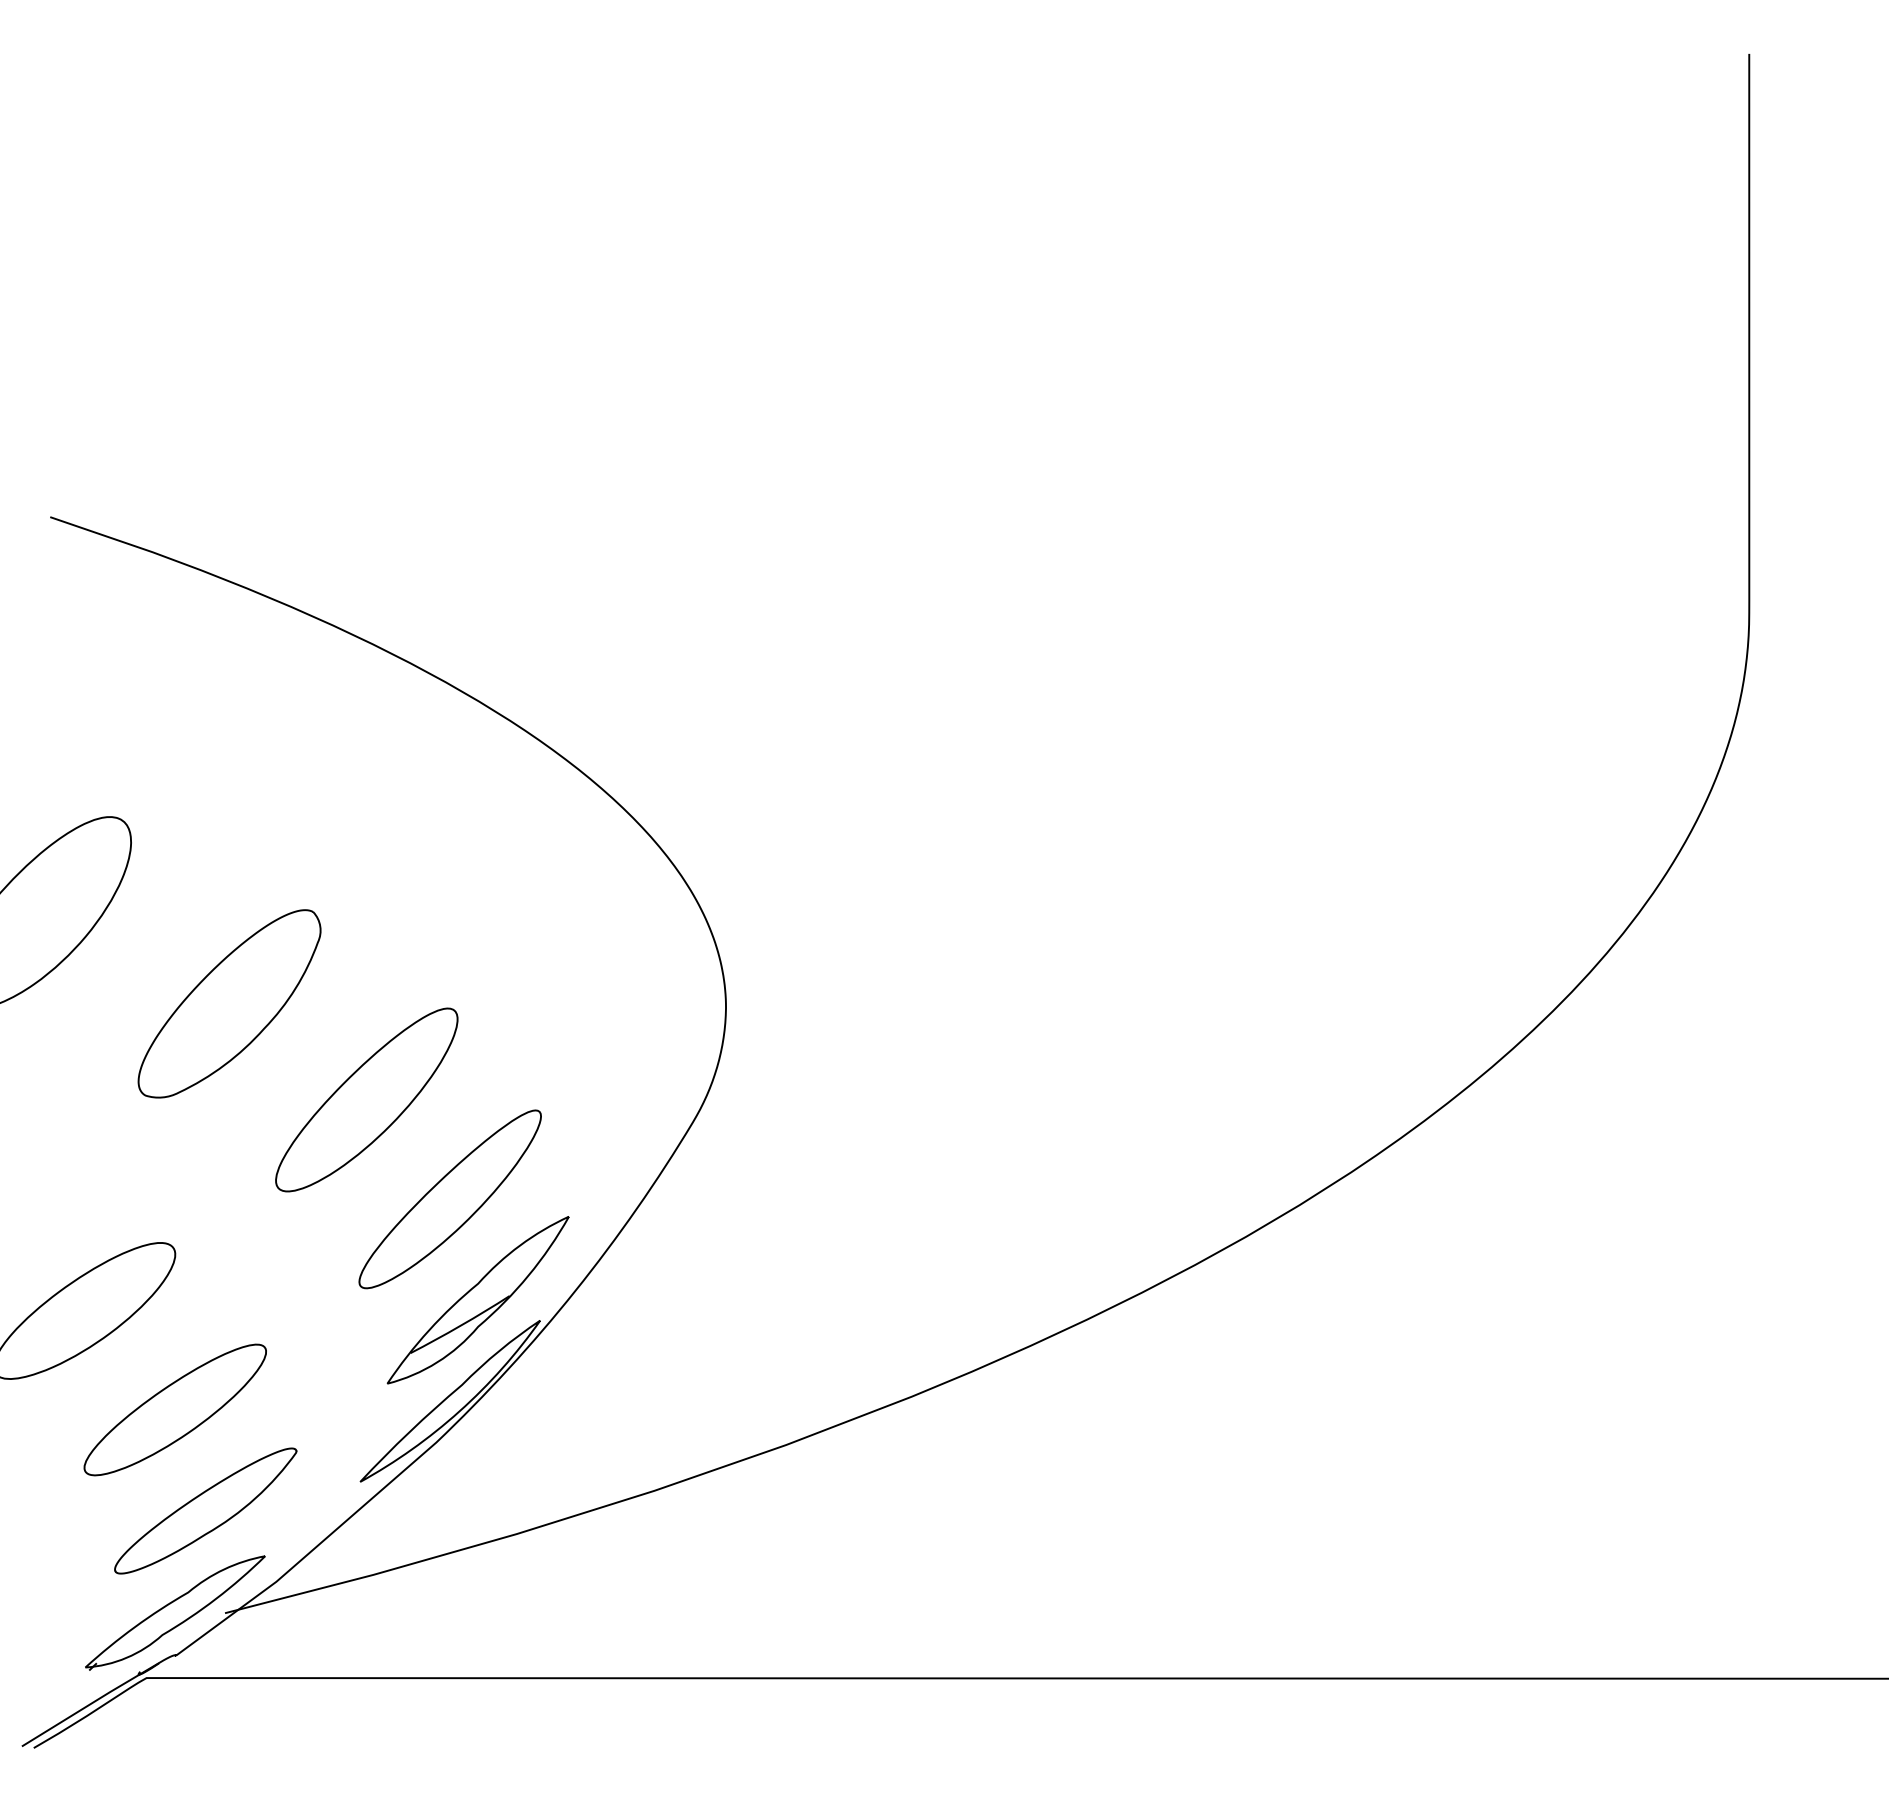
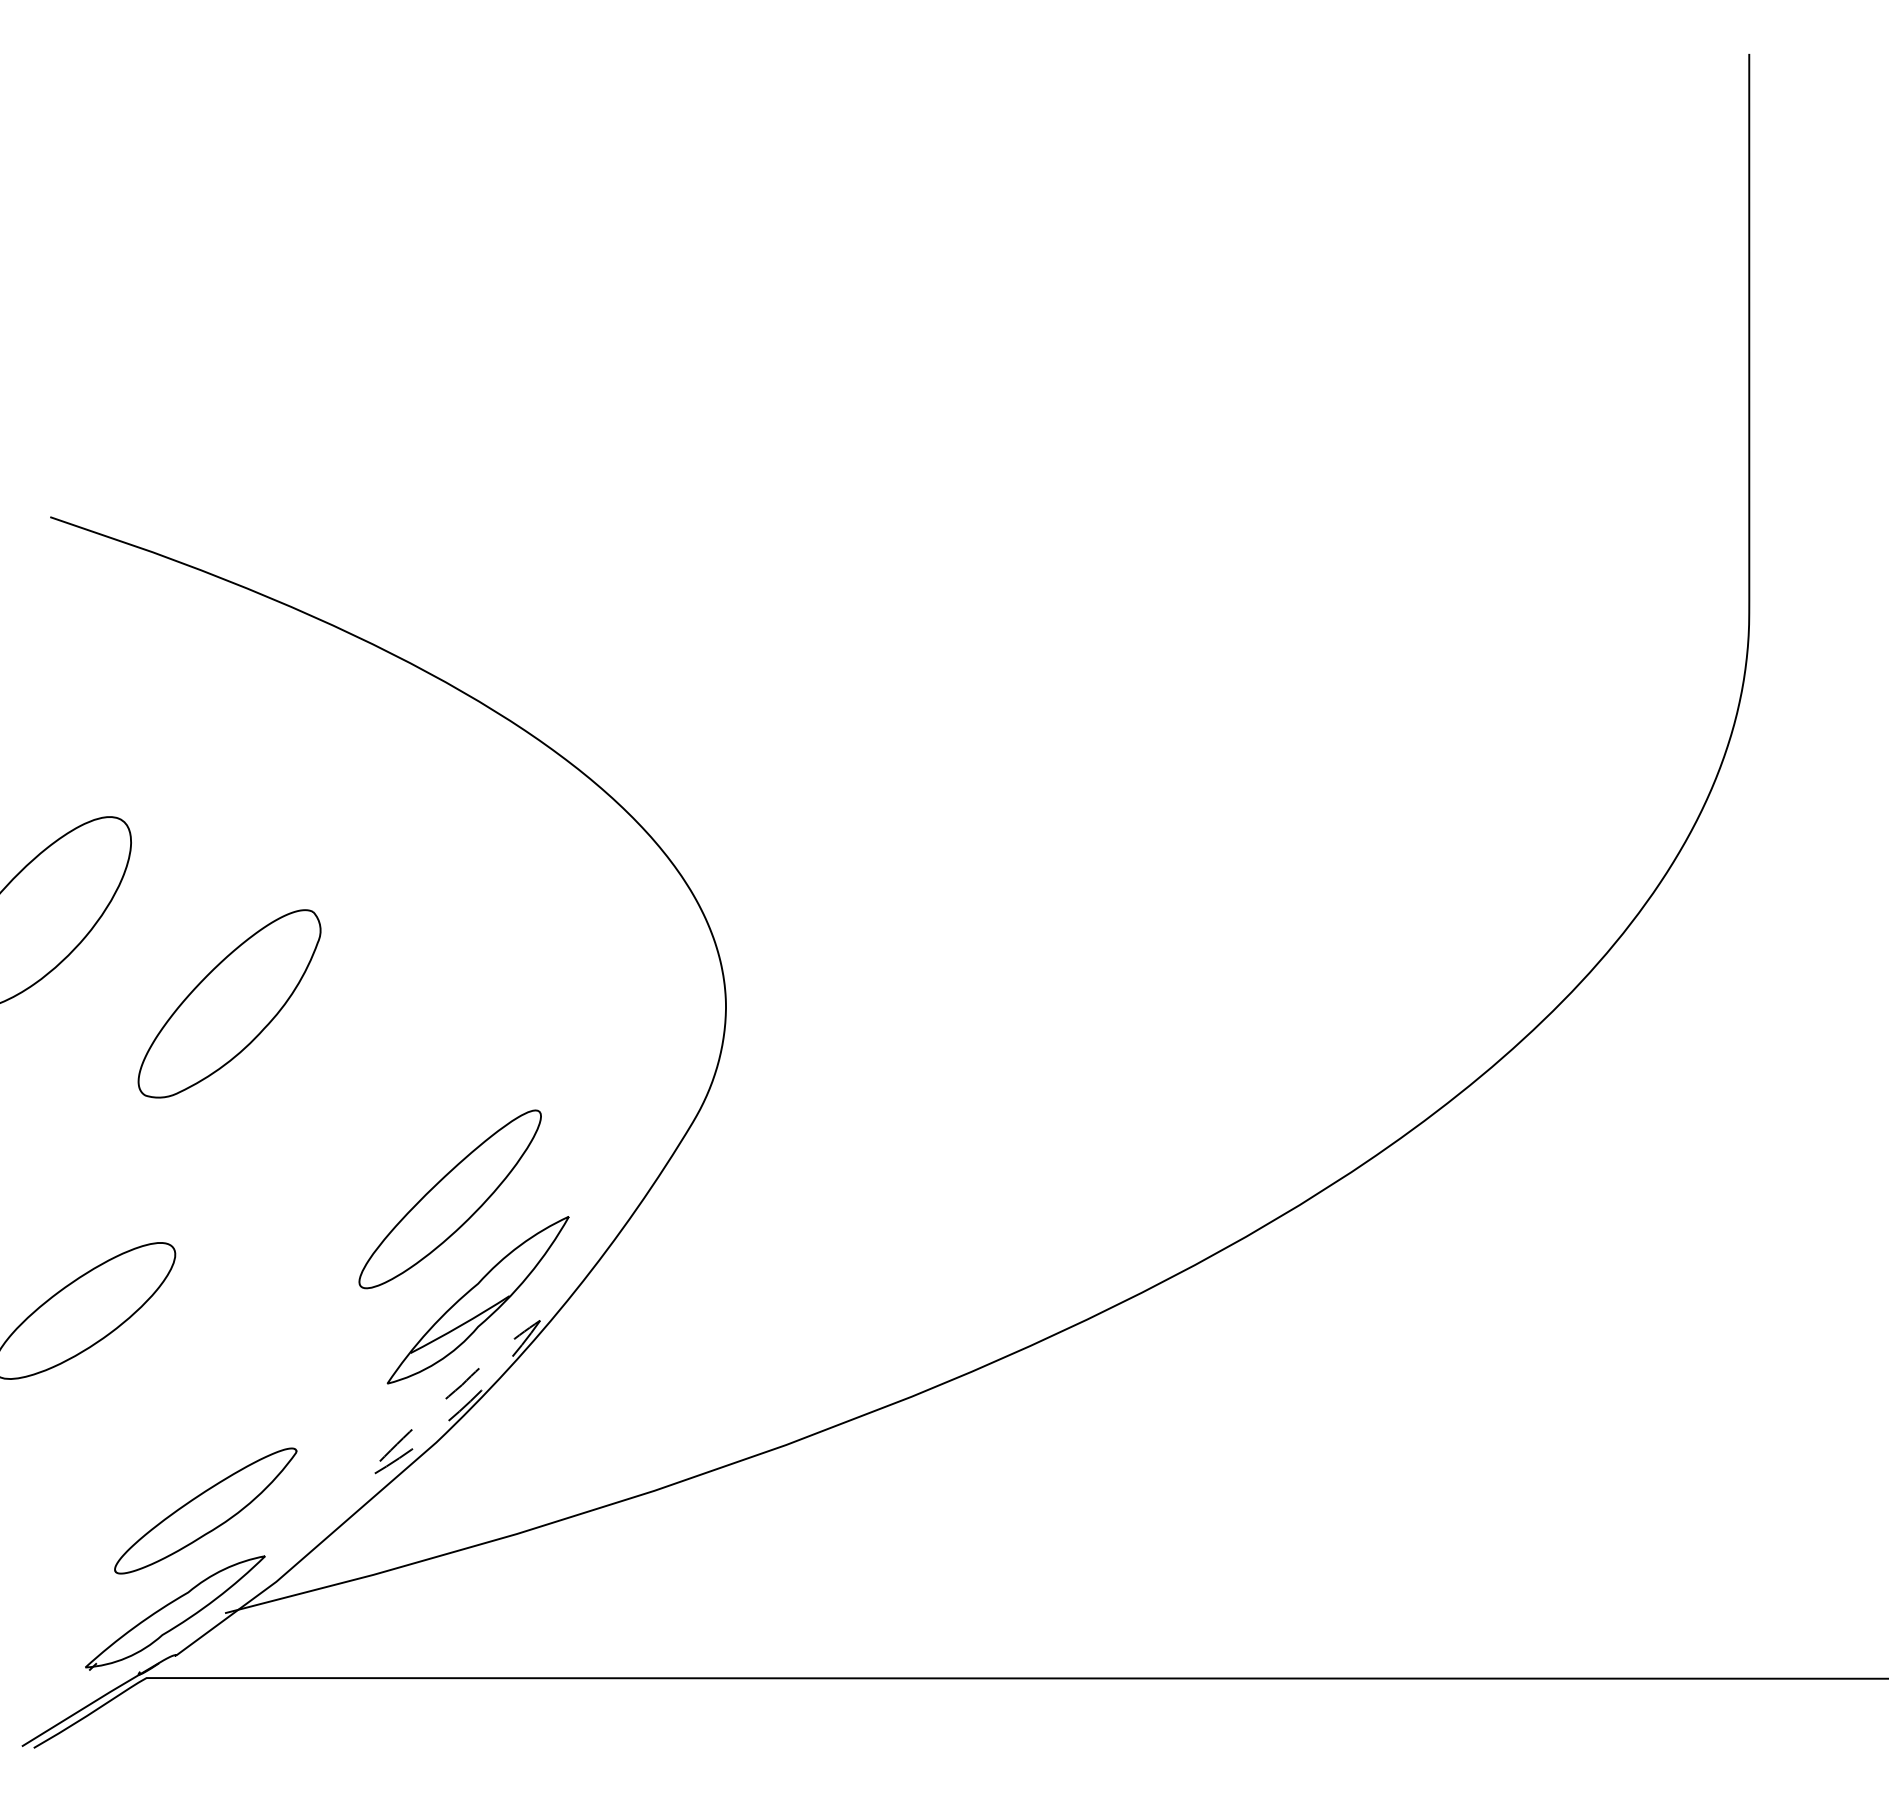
part: present -> none (366, 1099)
part: present -> none (174, 1409)
line: solid -> dashed (360, 1481)
